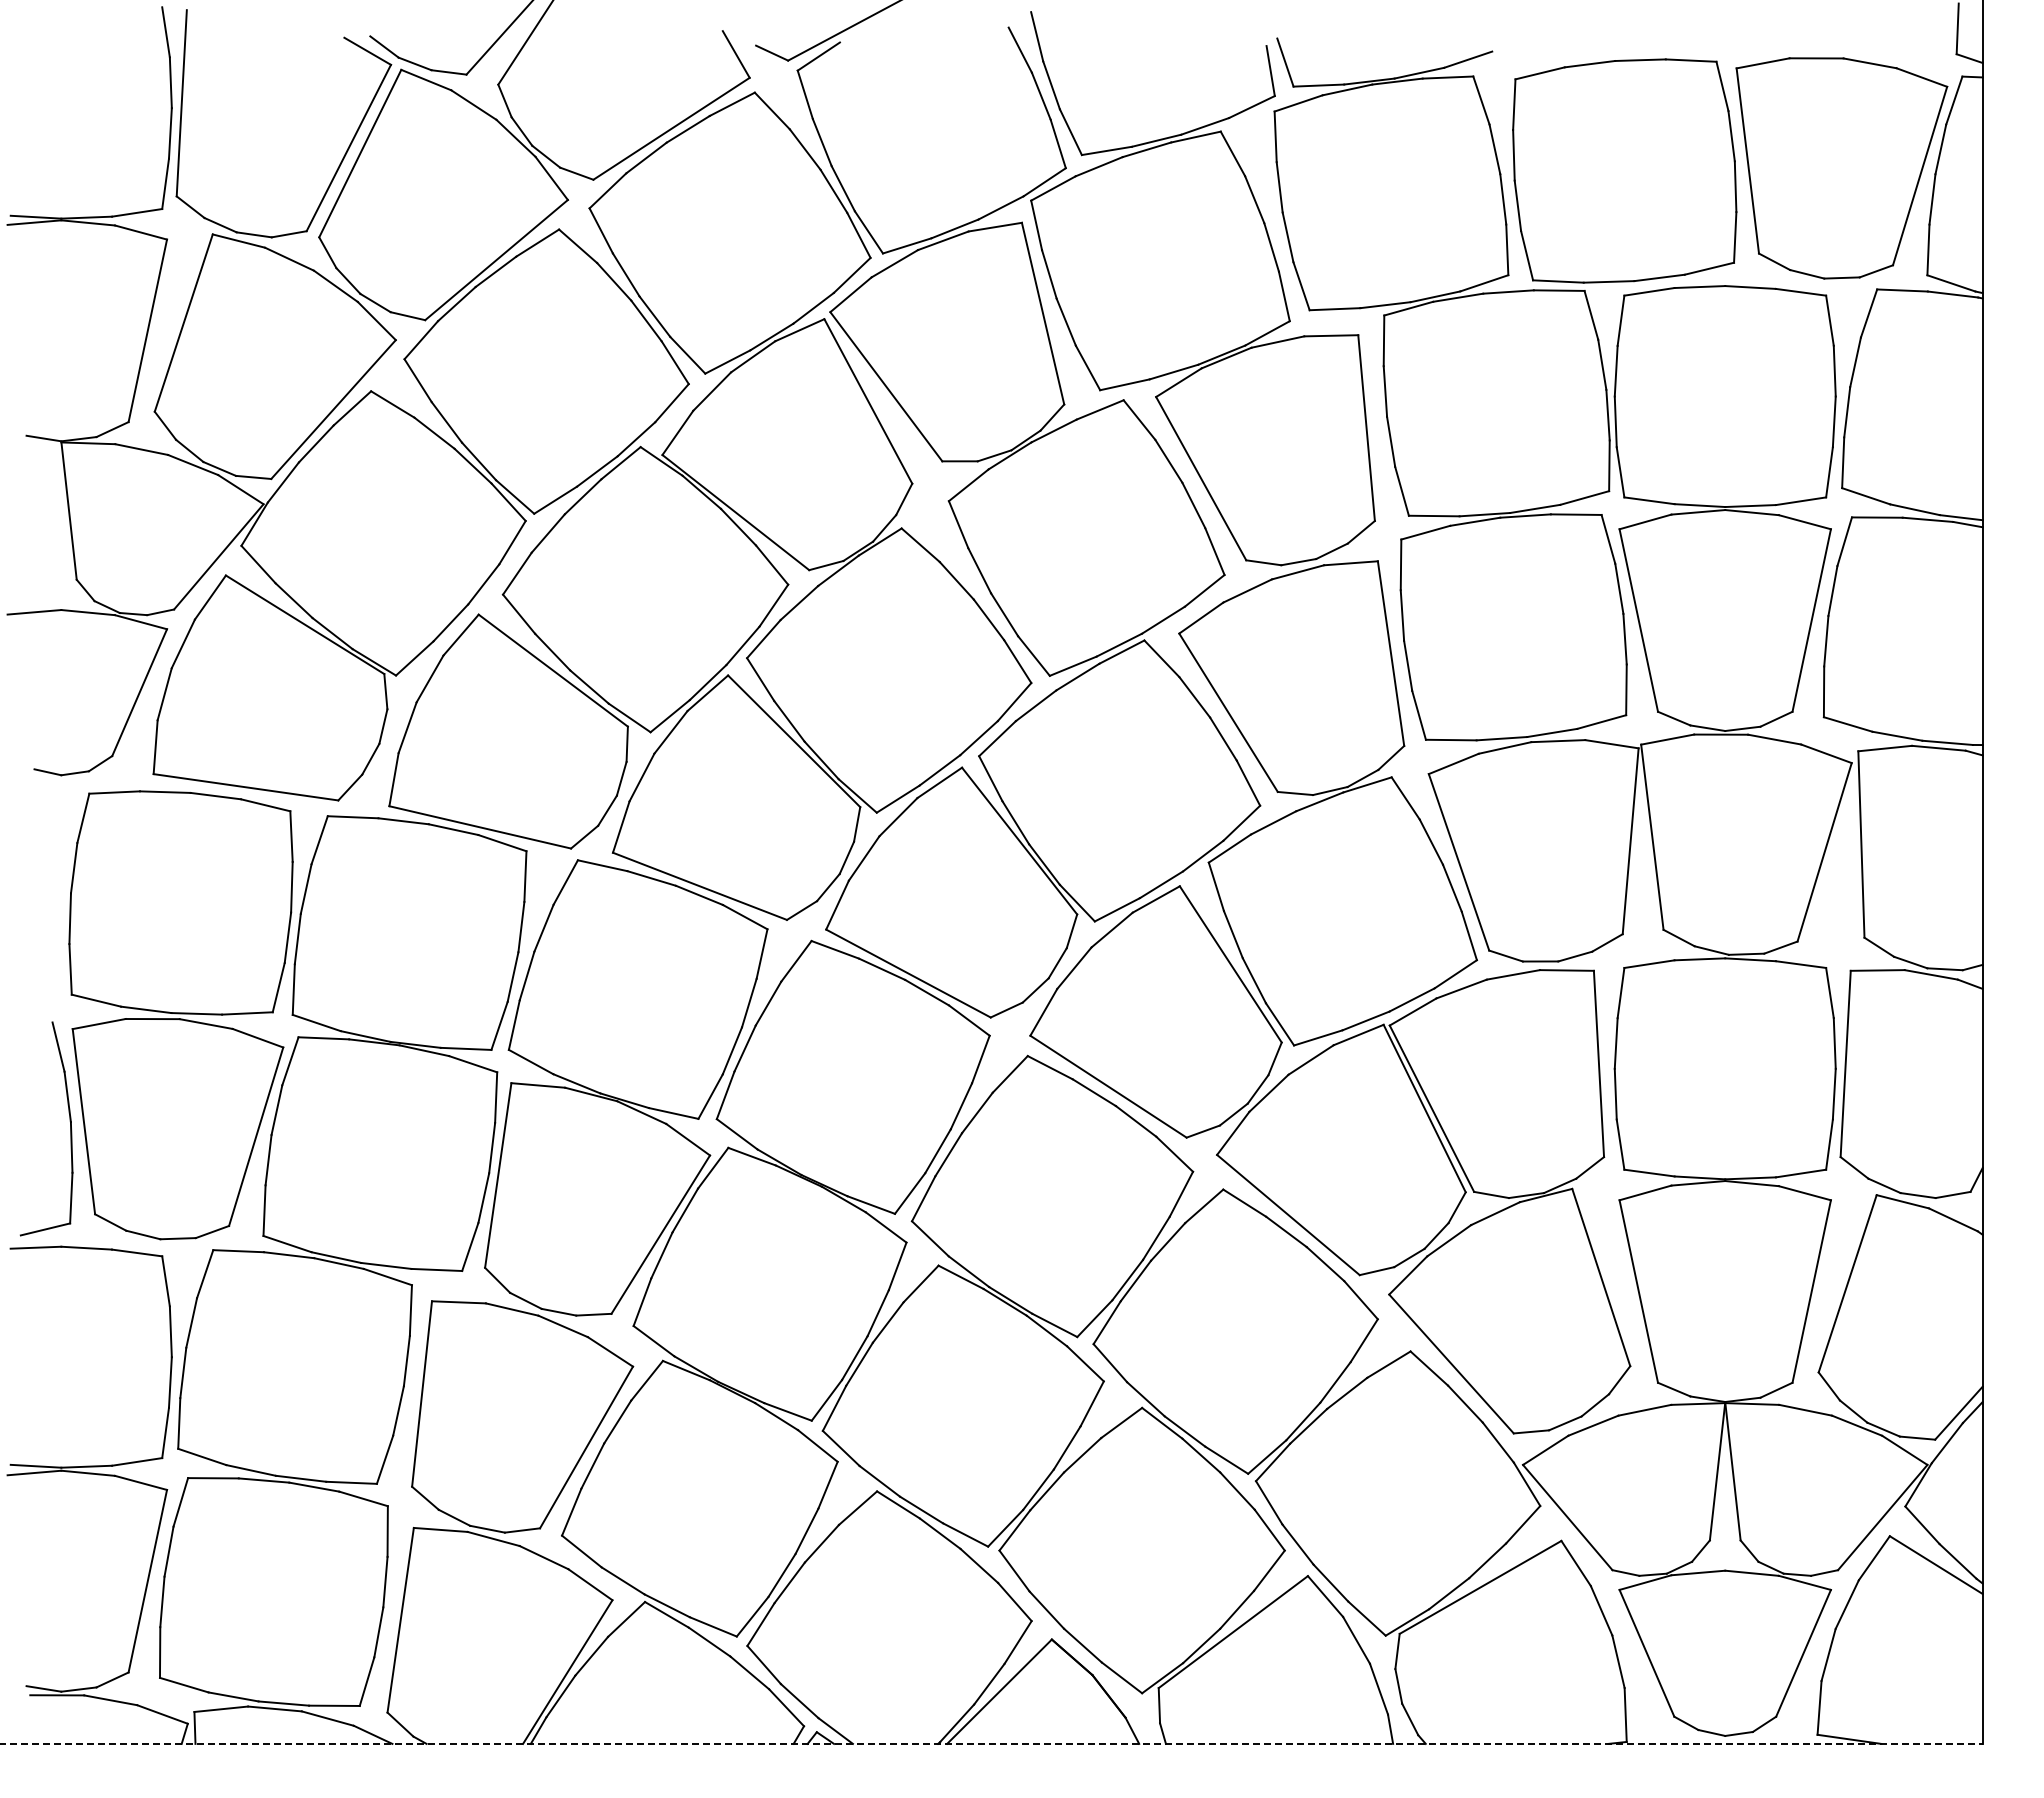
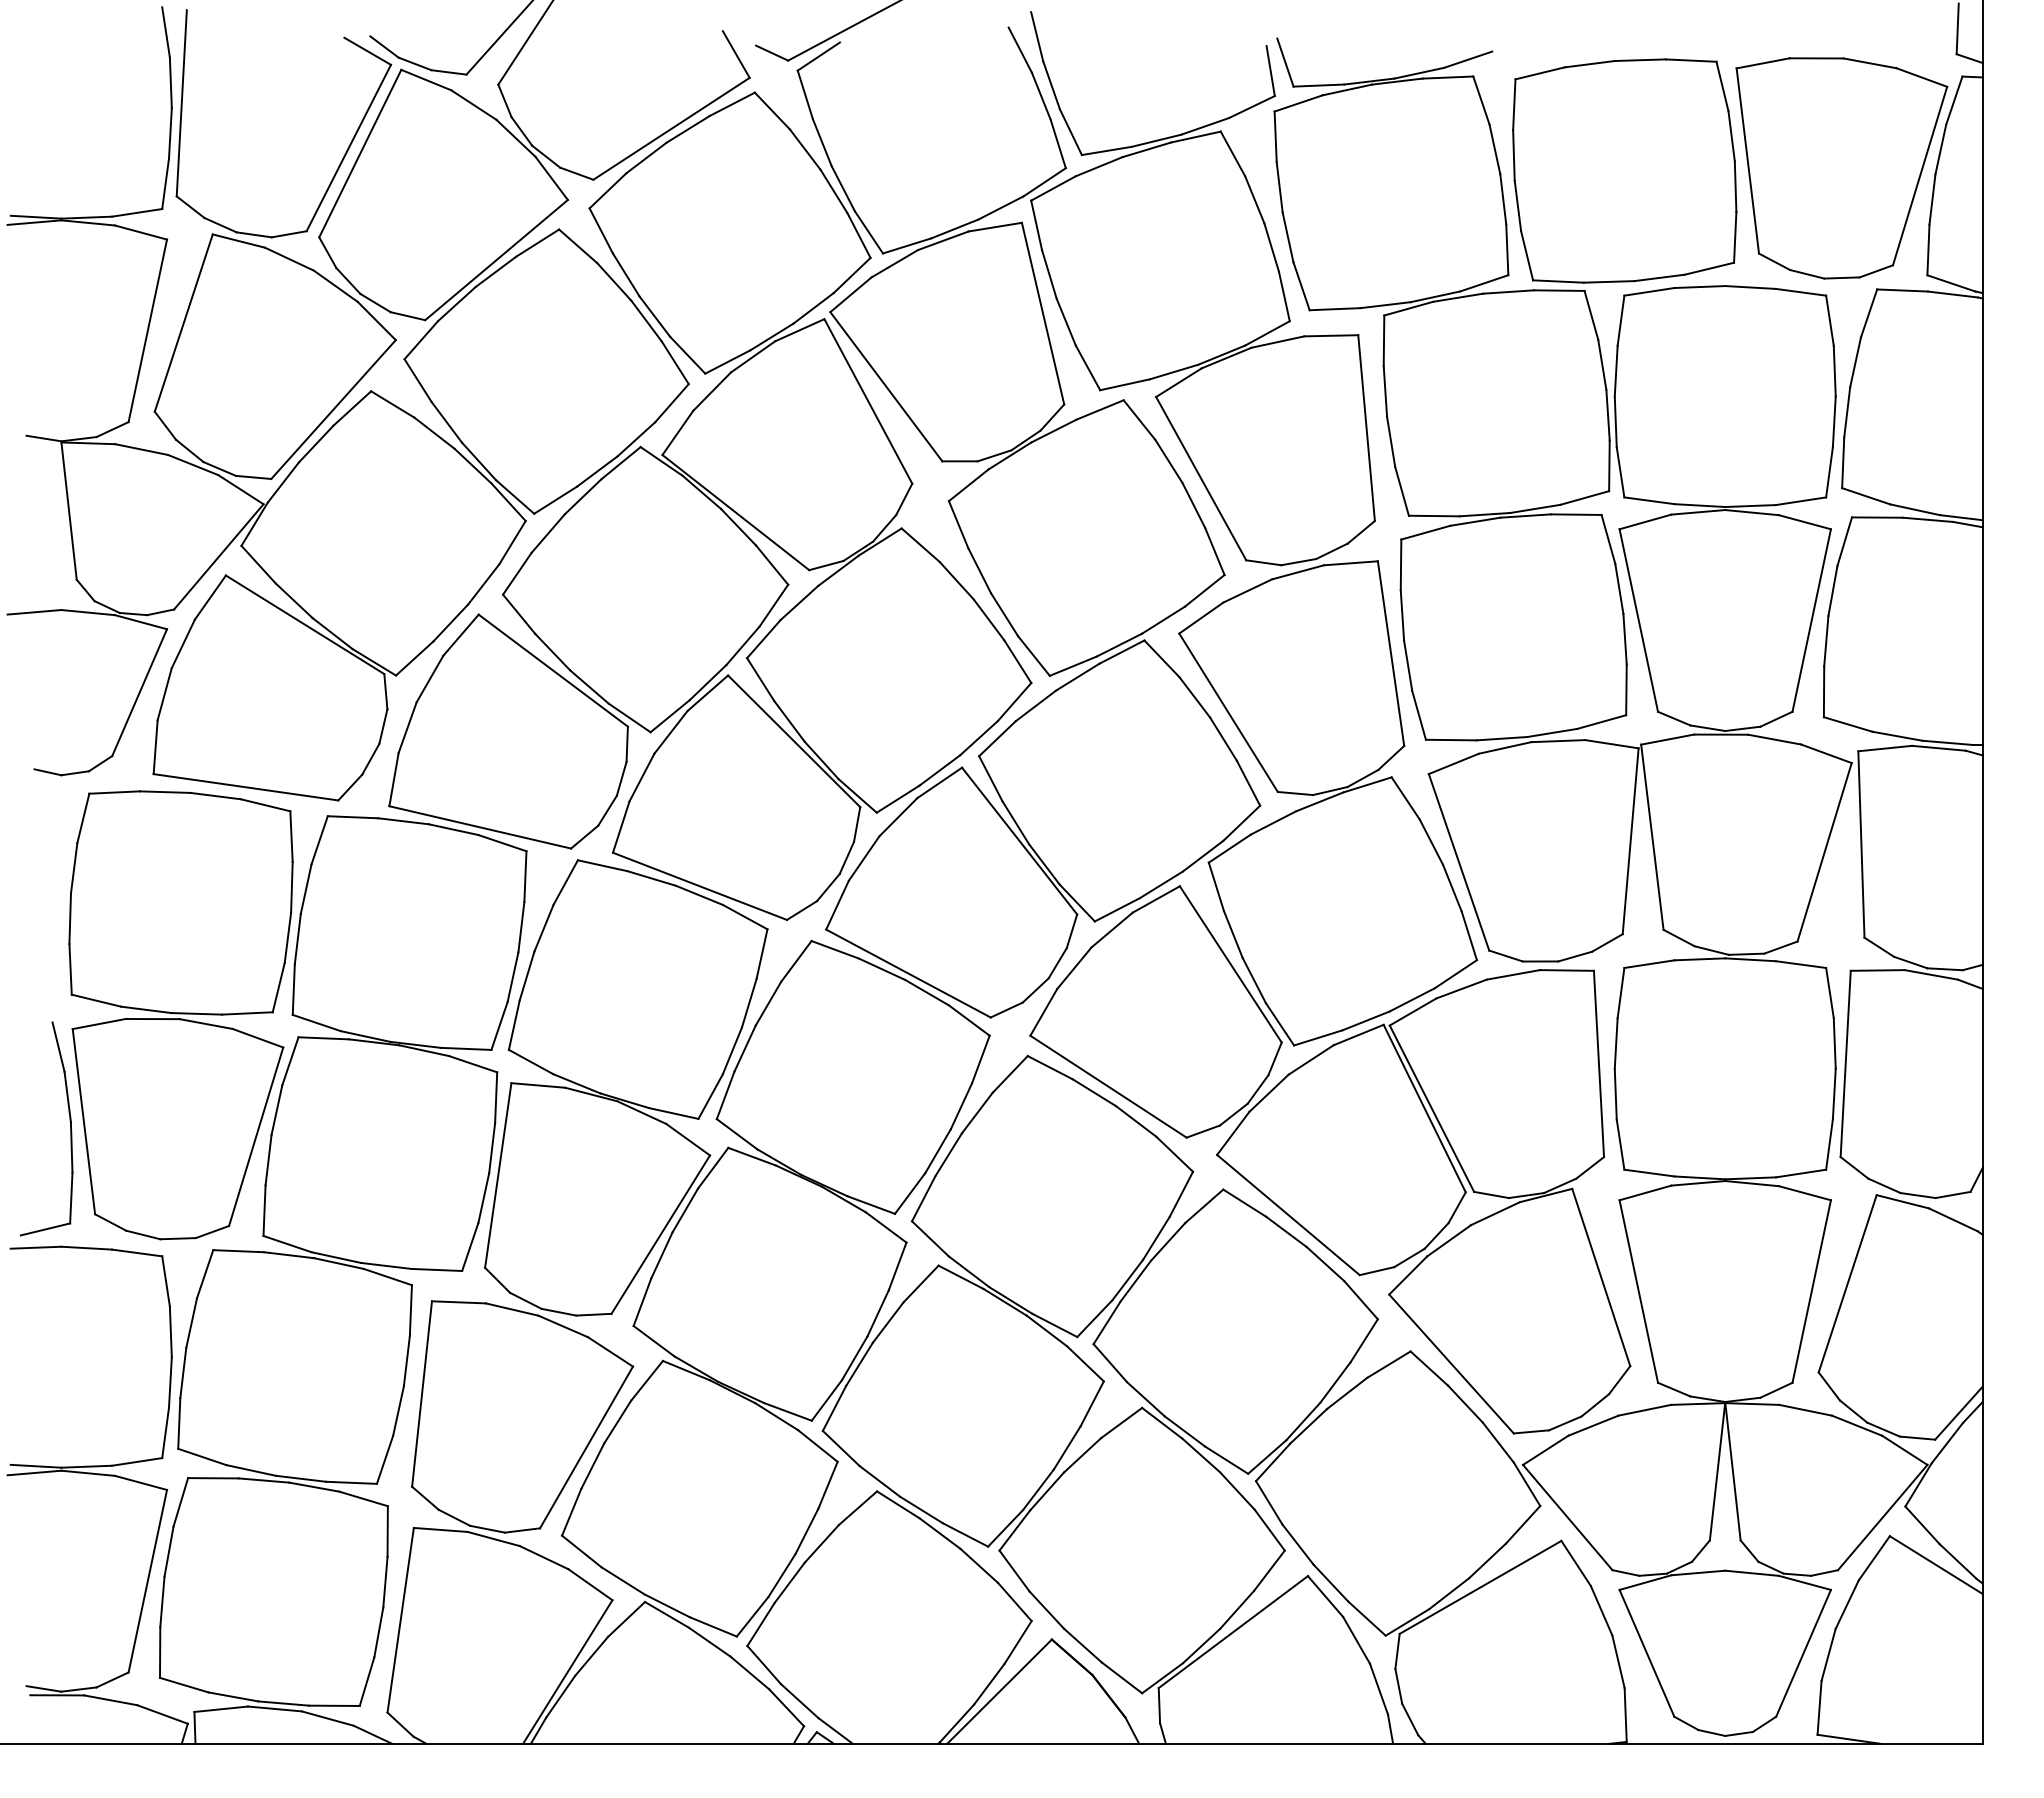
line: dashed -> solid (991, 1743)
